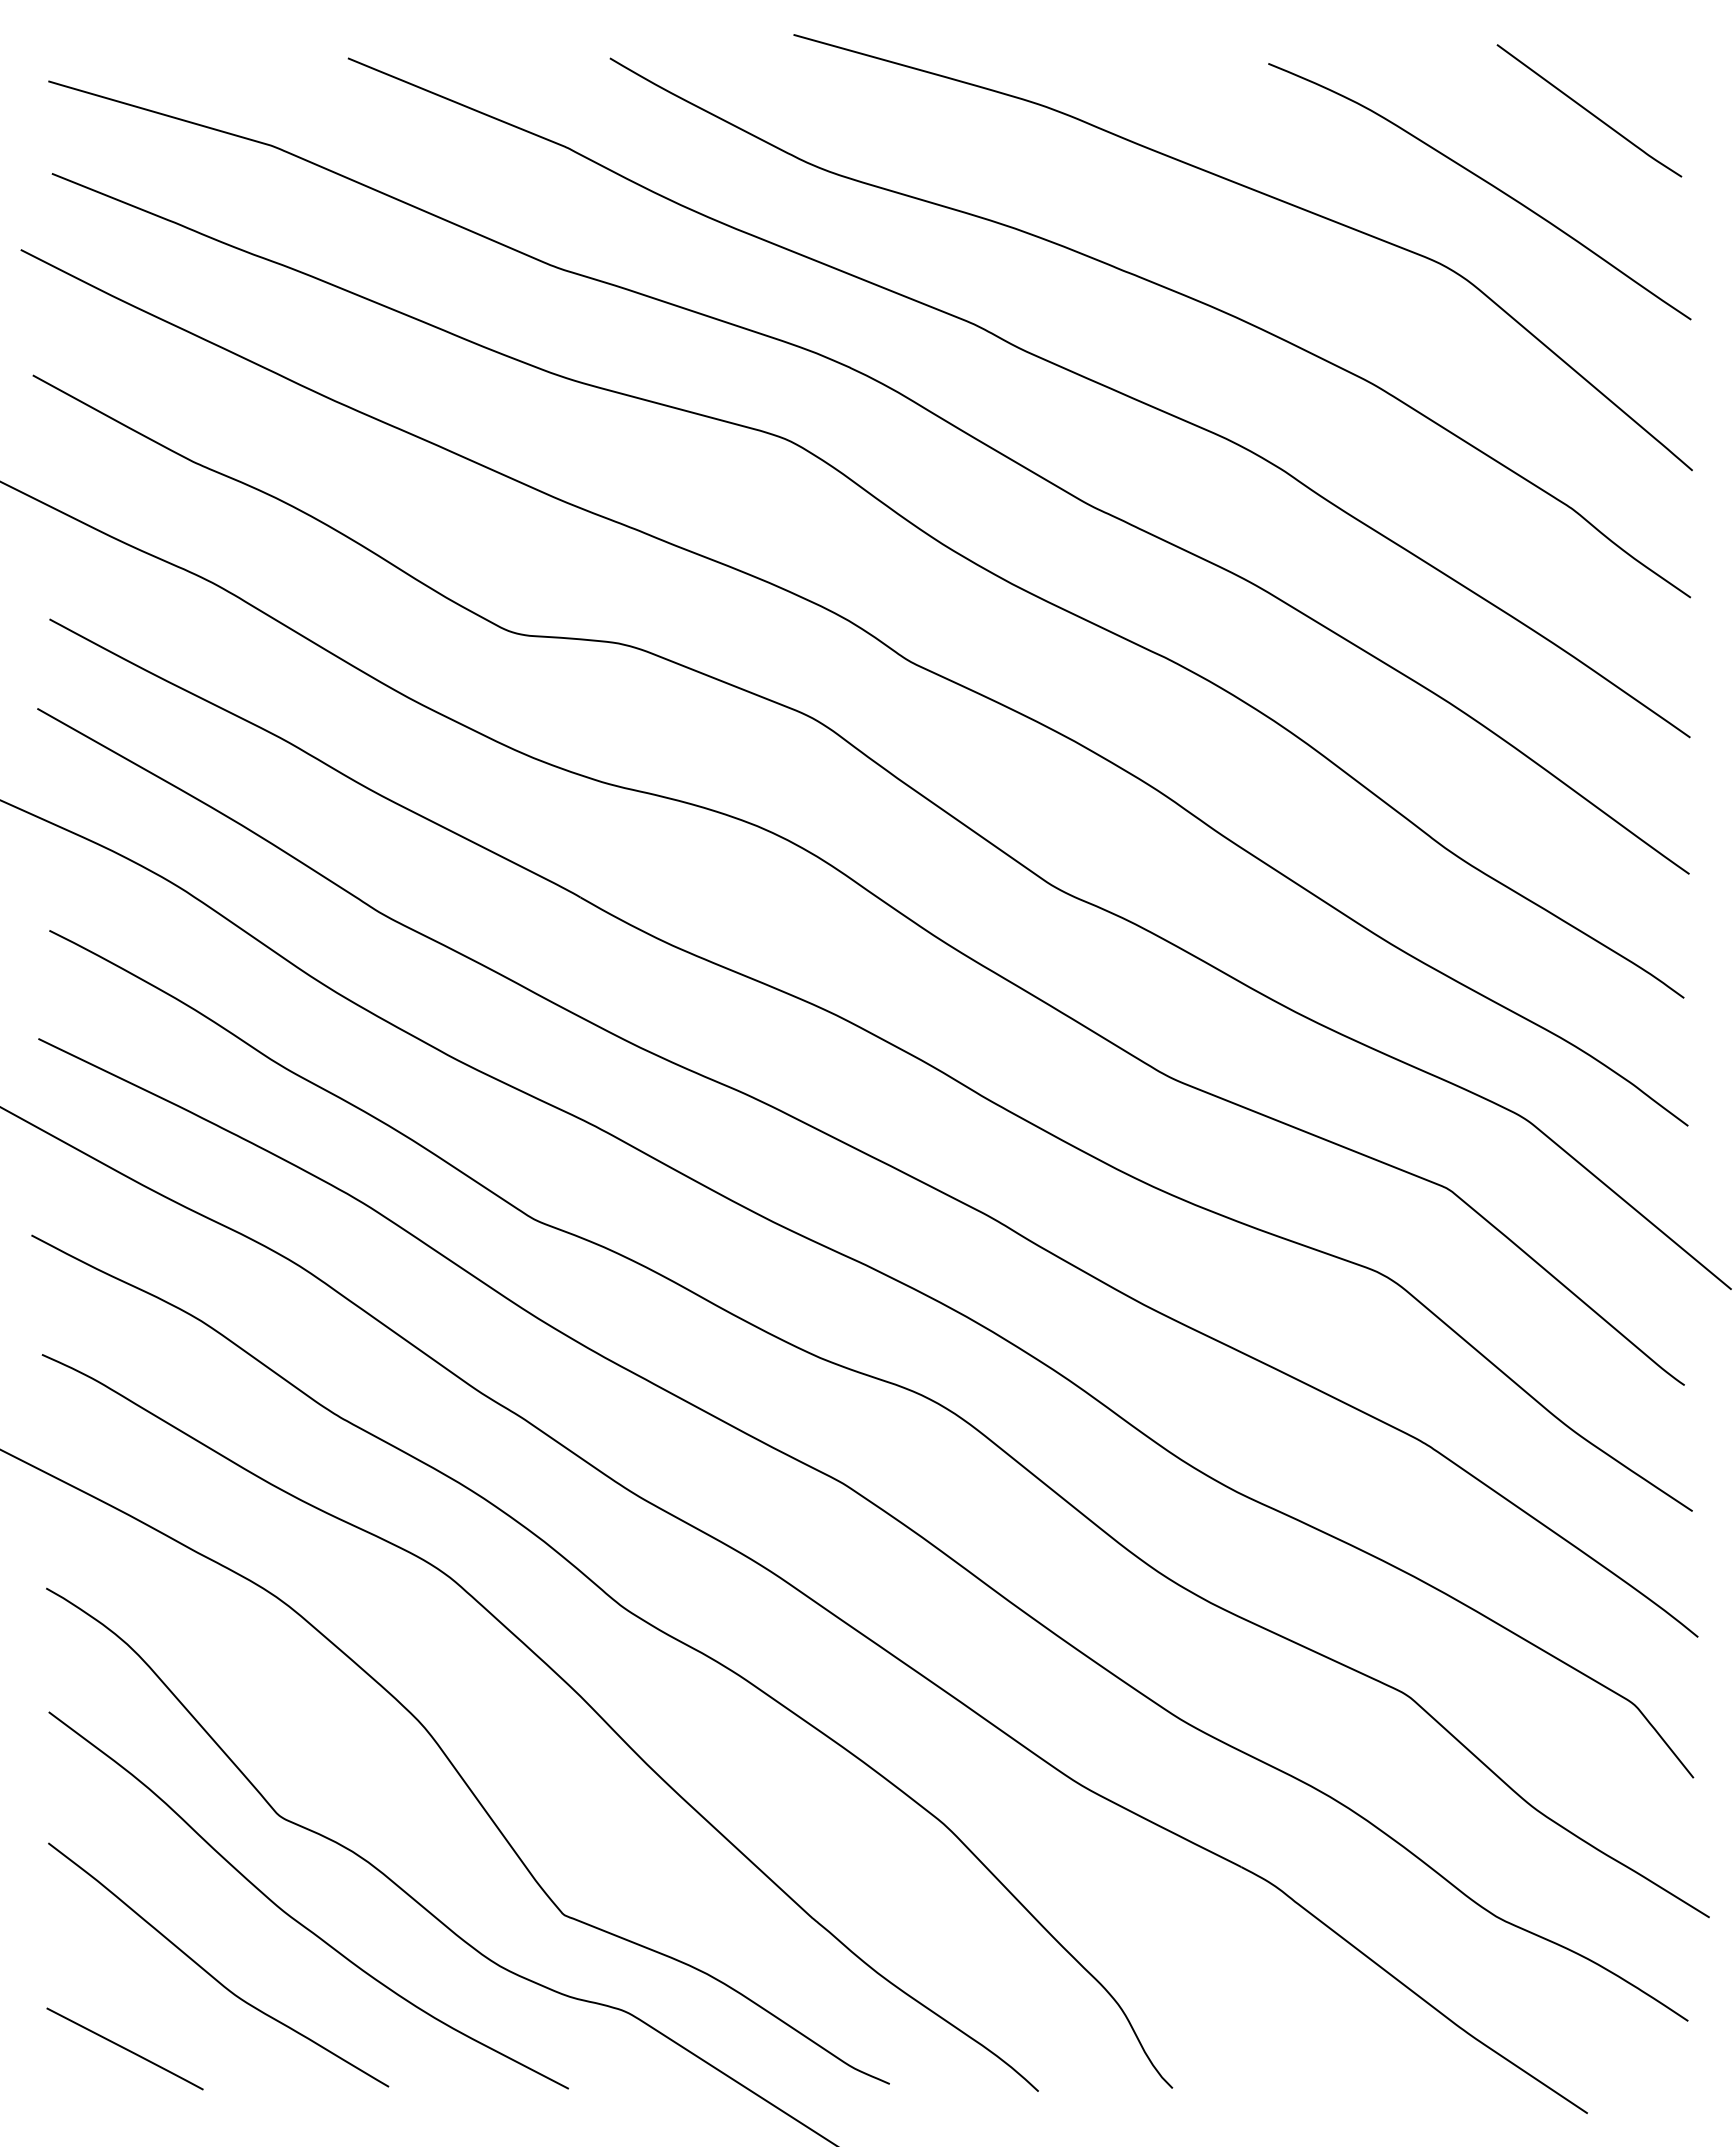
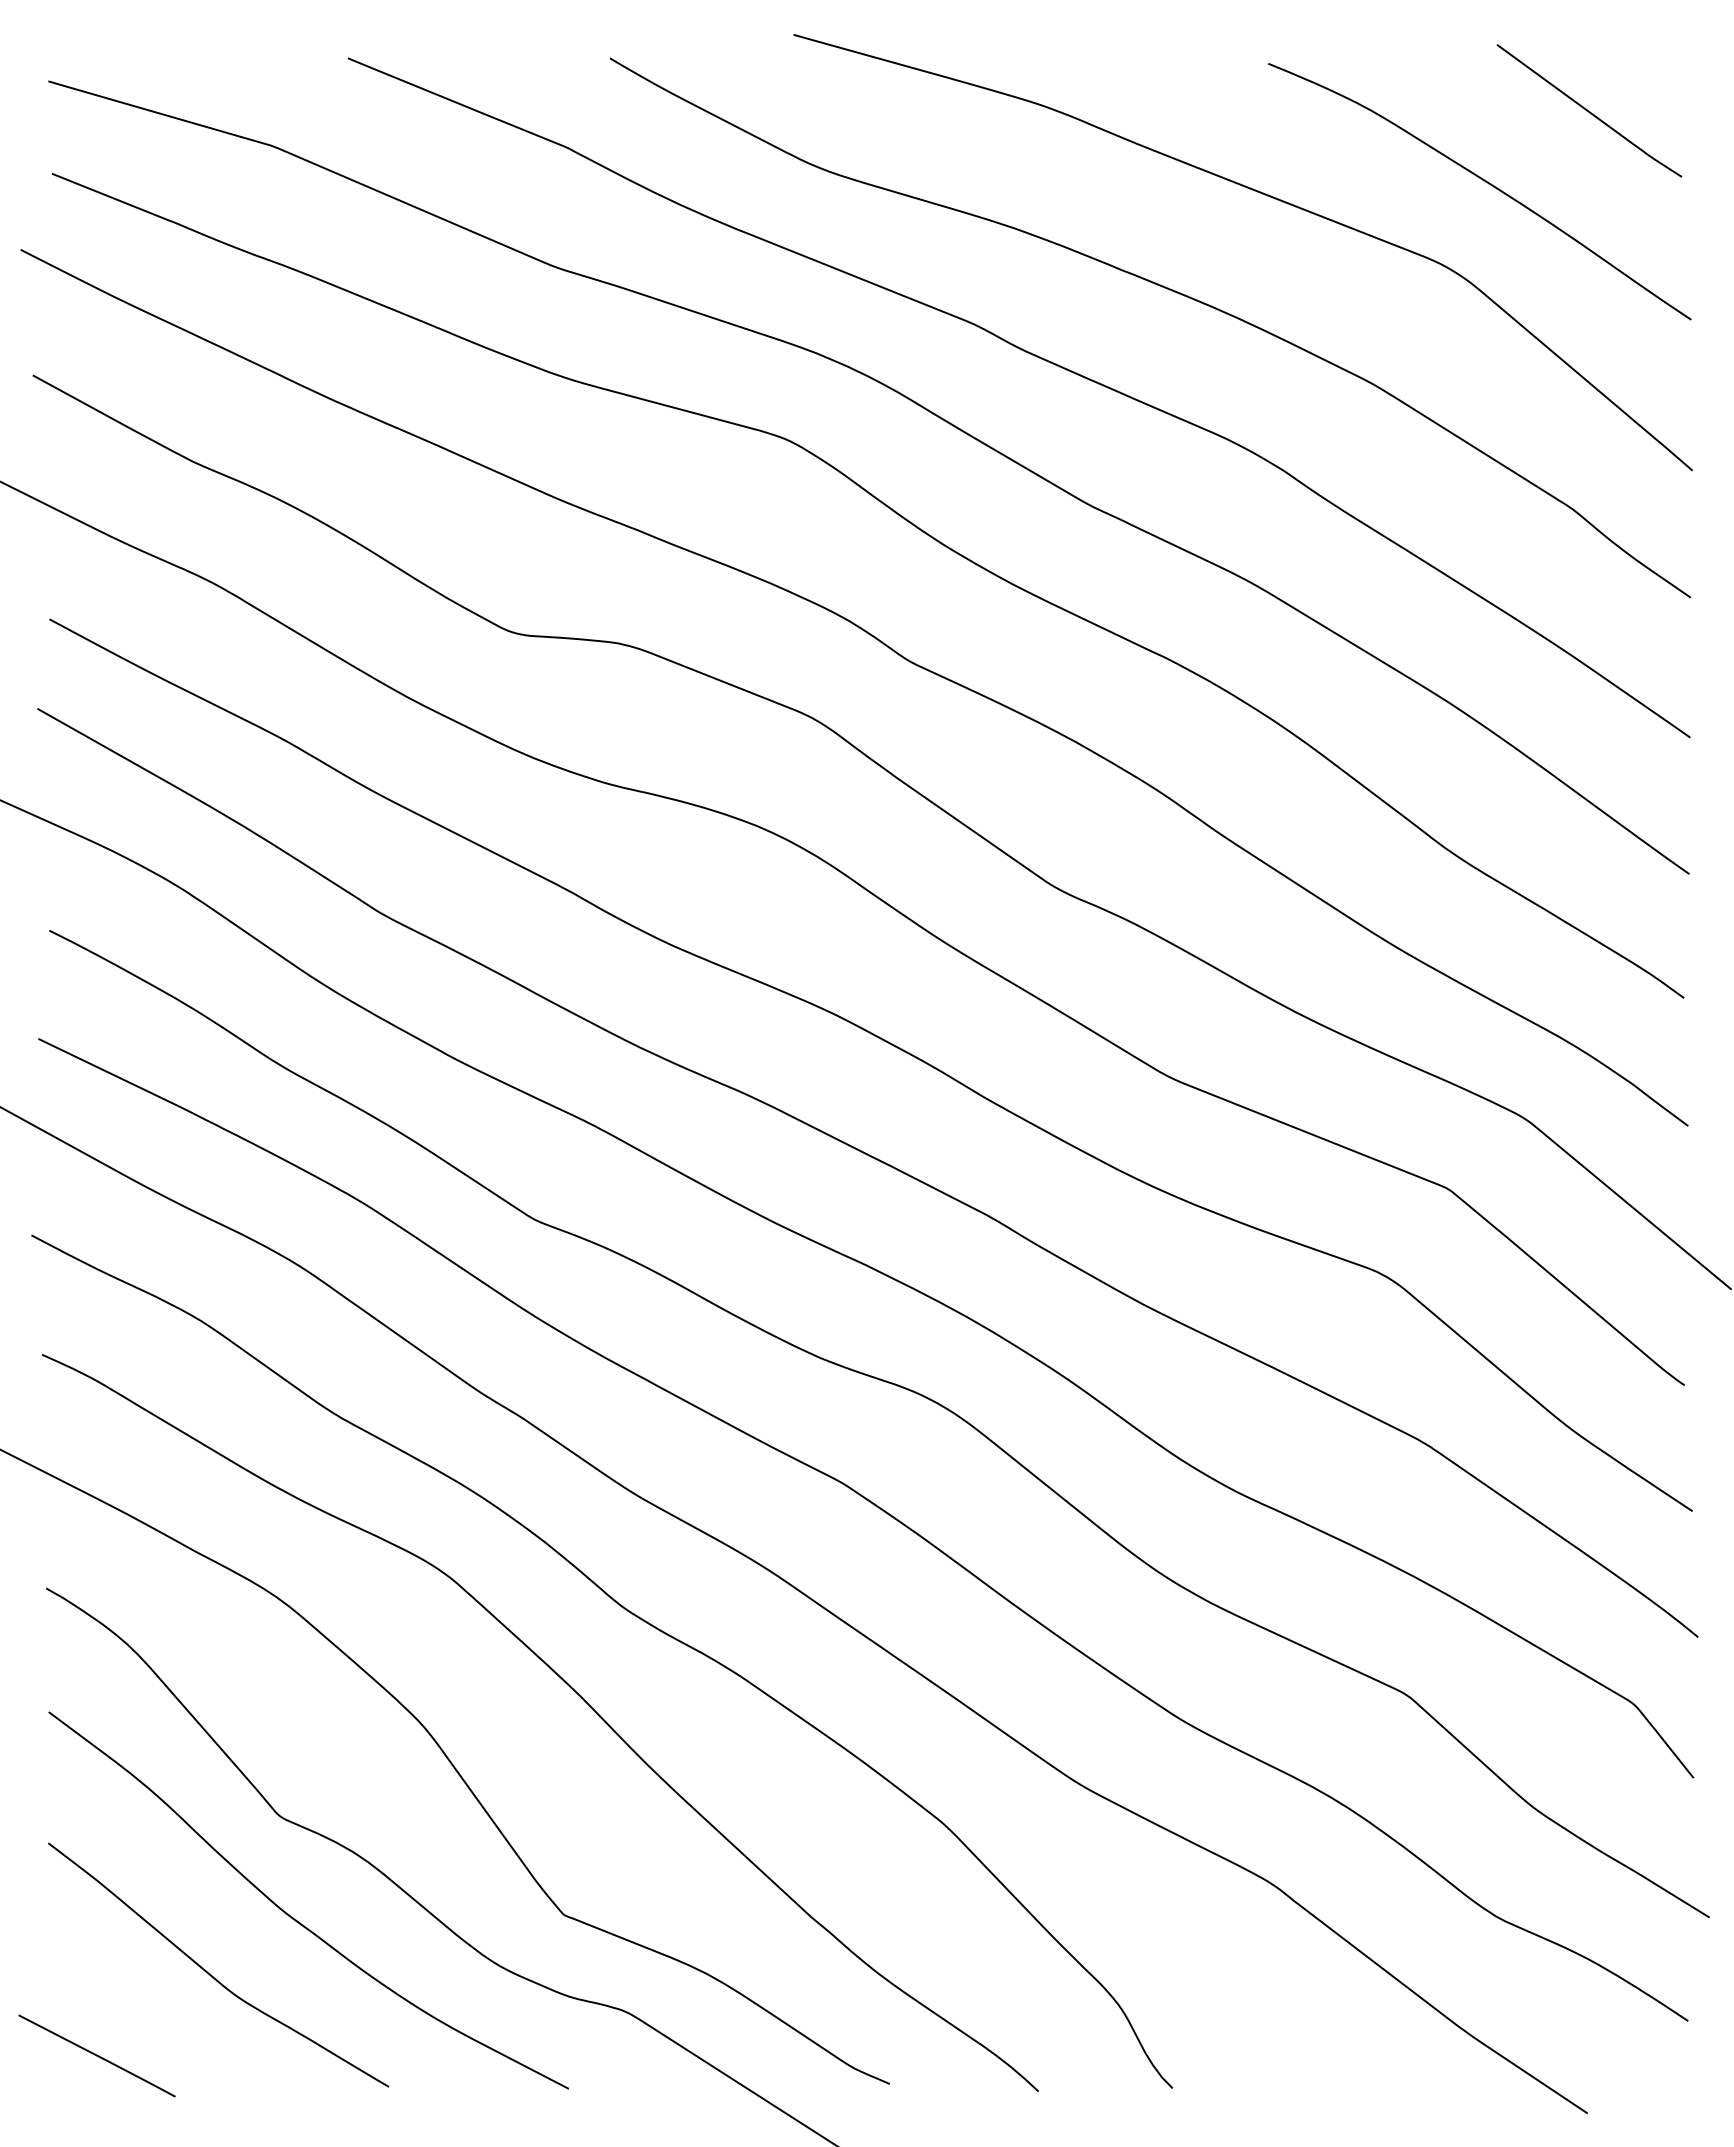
line position: (124, 2048) -> (96, 2055) (96, 2055)
